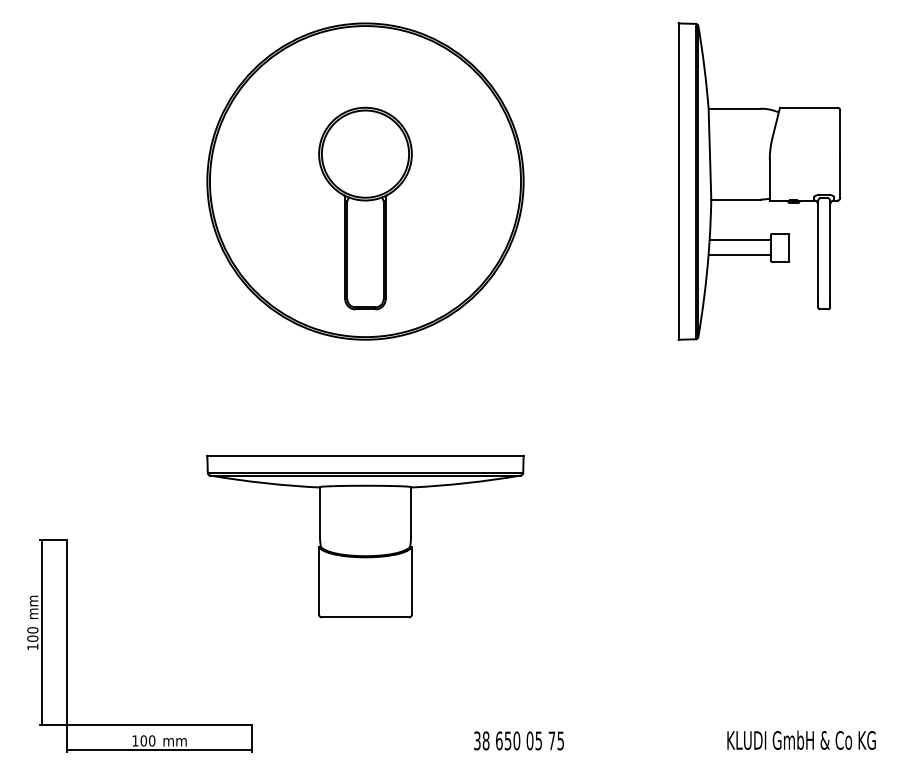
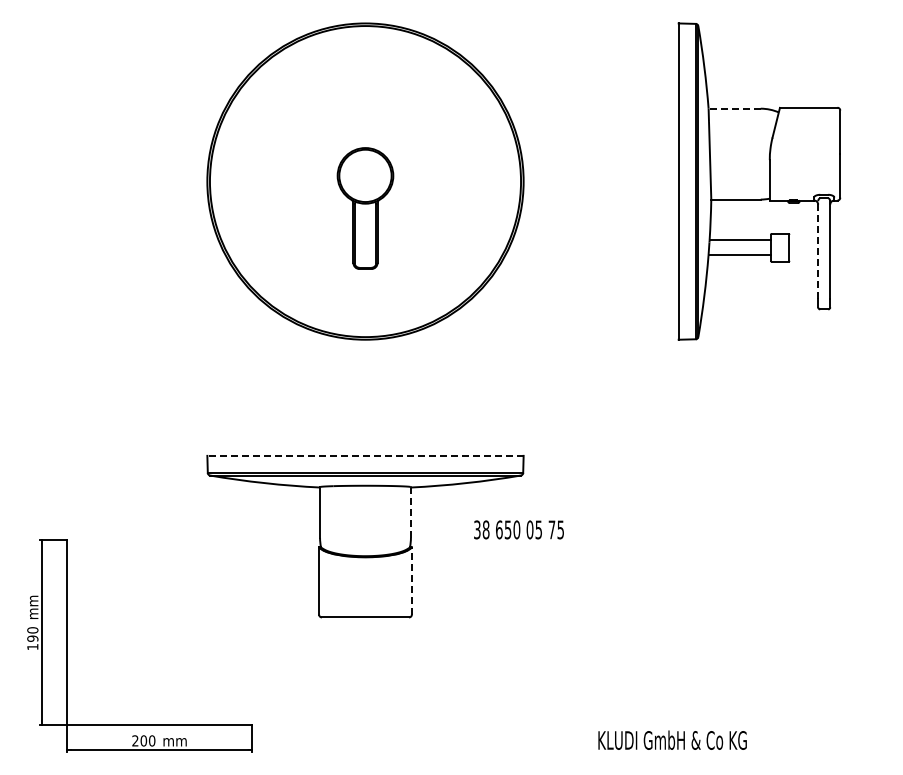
line: solid -> dashed (734, 108)
part size: 95x205 px -> 59x123 px (365, 208)
line: solid -> dashed (818, 250)
line: solid -> dashed (365, 455)
line: solid -> dashed (410, 512)
line: solid -> dashed (411, 581)
text: 100 -> 190 (32, 638)
text position: (801, 739) -> (672, 739) (672, 739)
text: 100 -> 200 (135, 740)
text position: (518, 740) -> (518, 529) (518, 529)
